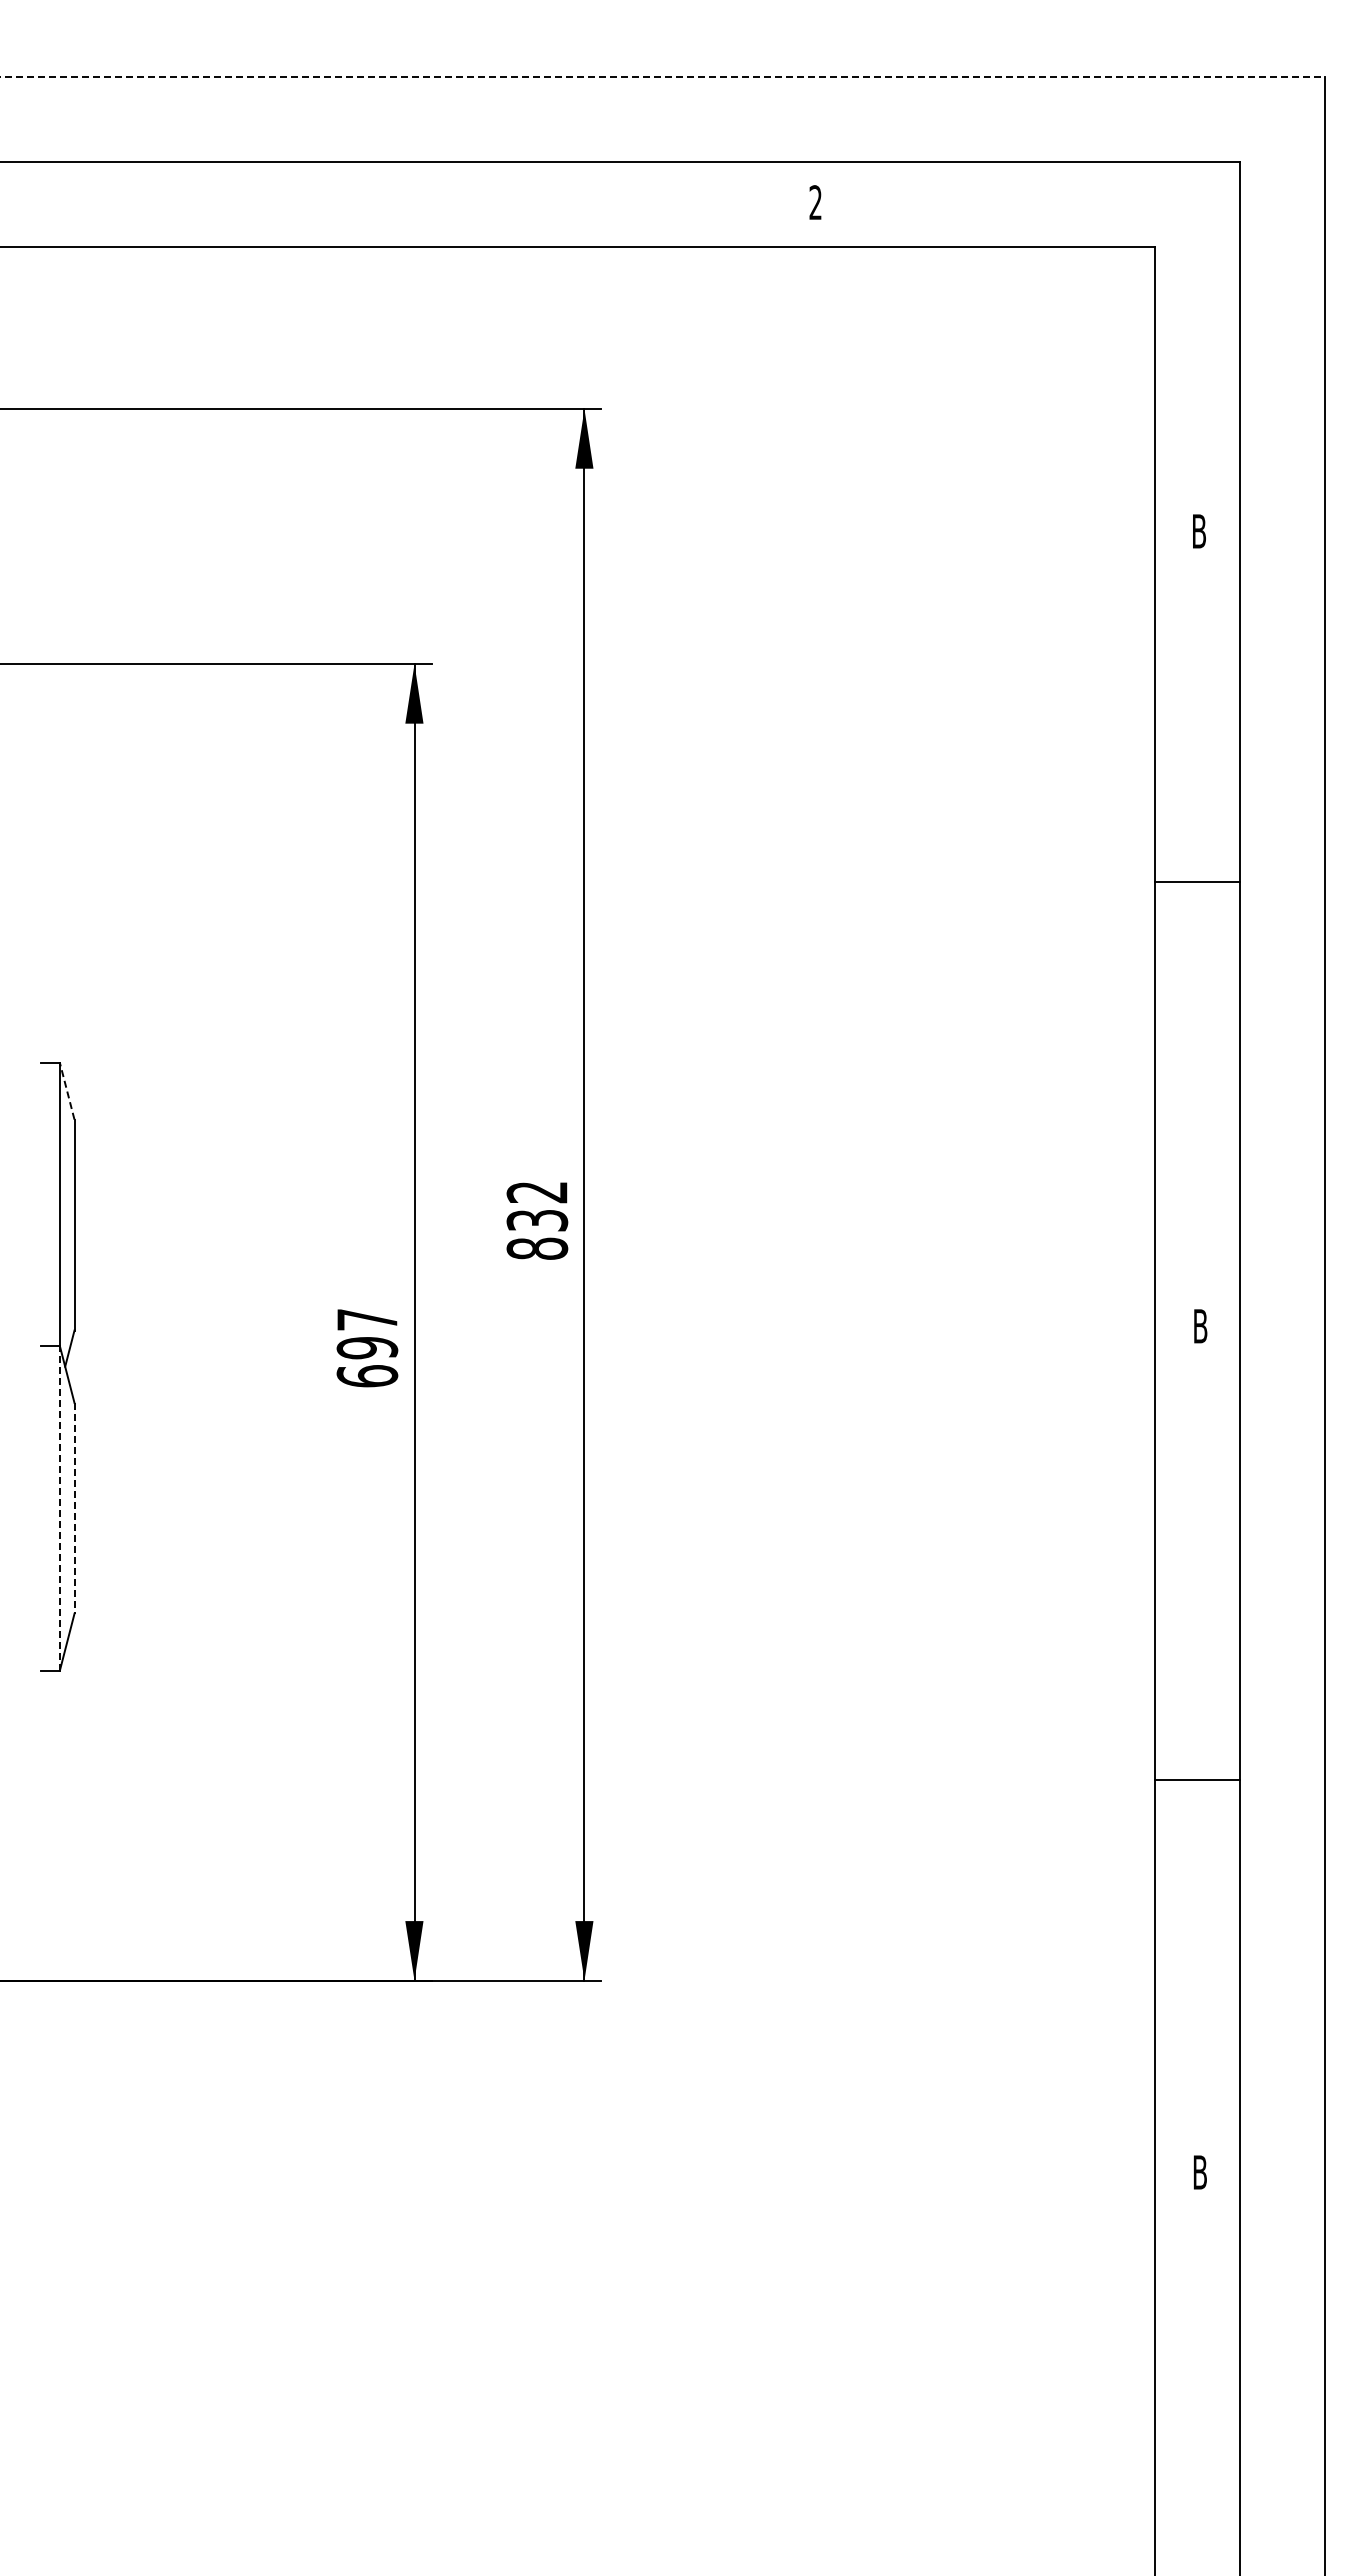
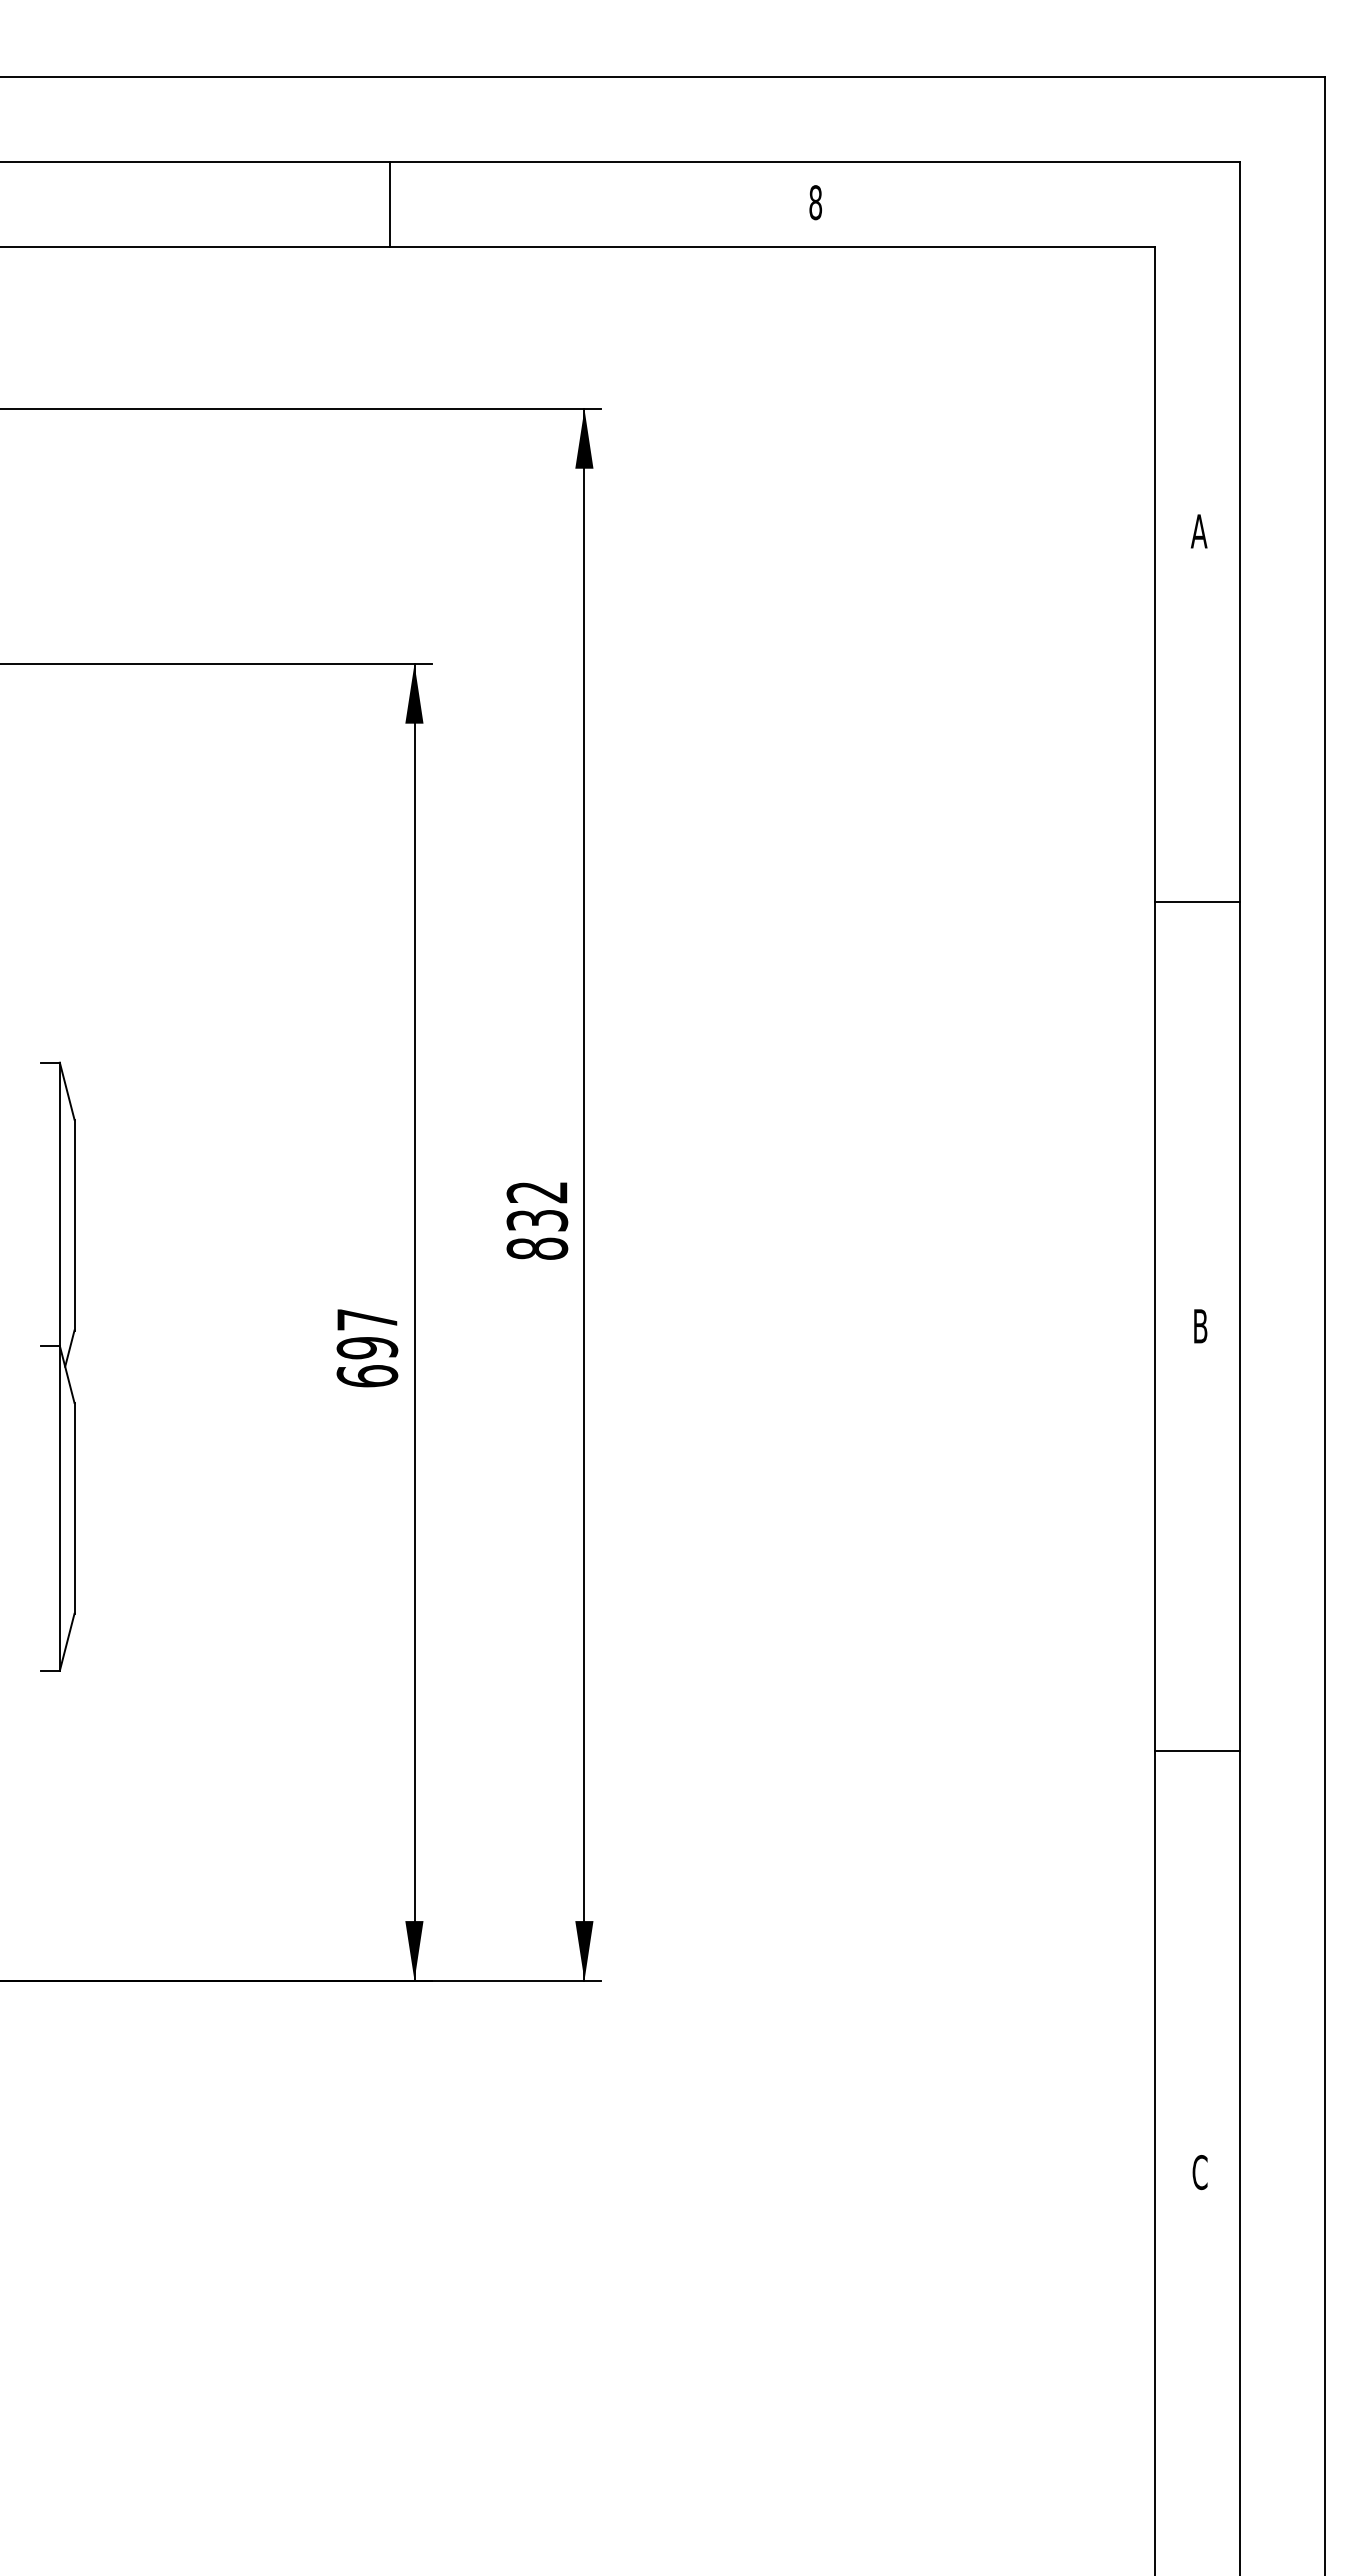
line: dashed -> solid (663, 77)
text: 2 -> 8 (815, 202)
line: none -> present (390, 204)
text: B -> A (1198, 531)
line position: (1197, 881) -> (1197, 901) (1197, 901)
line: dashed -> solid (67, 1090)
line: dashed -> solid (59, 1507)
line: dashed -> solid (74, 1508)
line position: (1197, 1780) -> (1197, 1751) (1197, 1751)
text: B -> C (1199, 2172)
